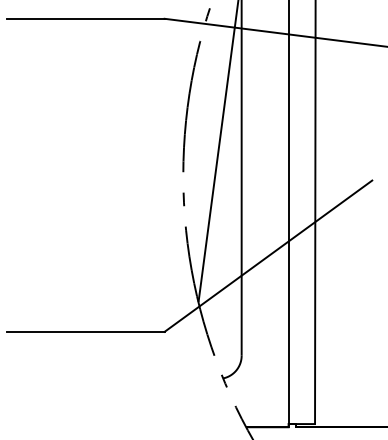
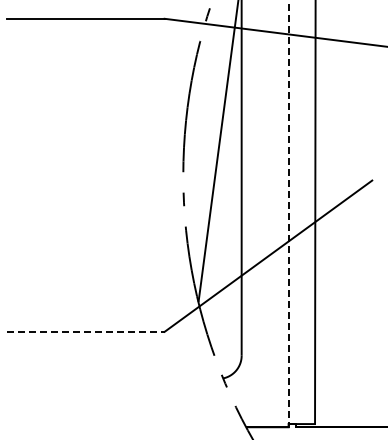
line: solid -> dashed (289, 212)
line: solid -> dashed (85, 331)
